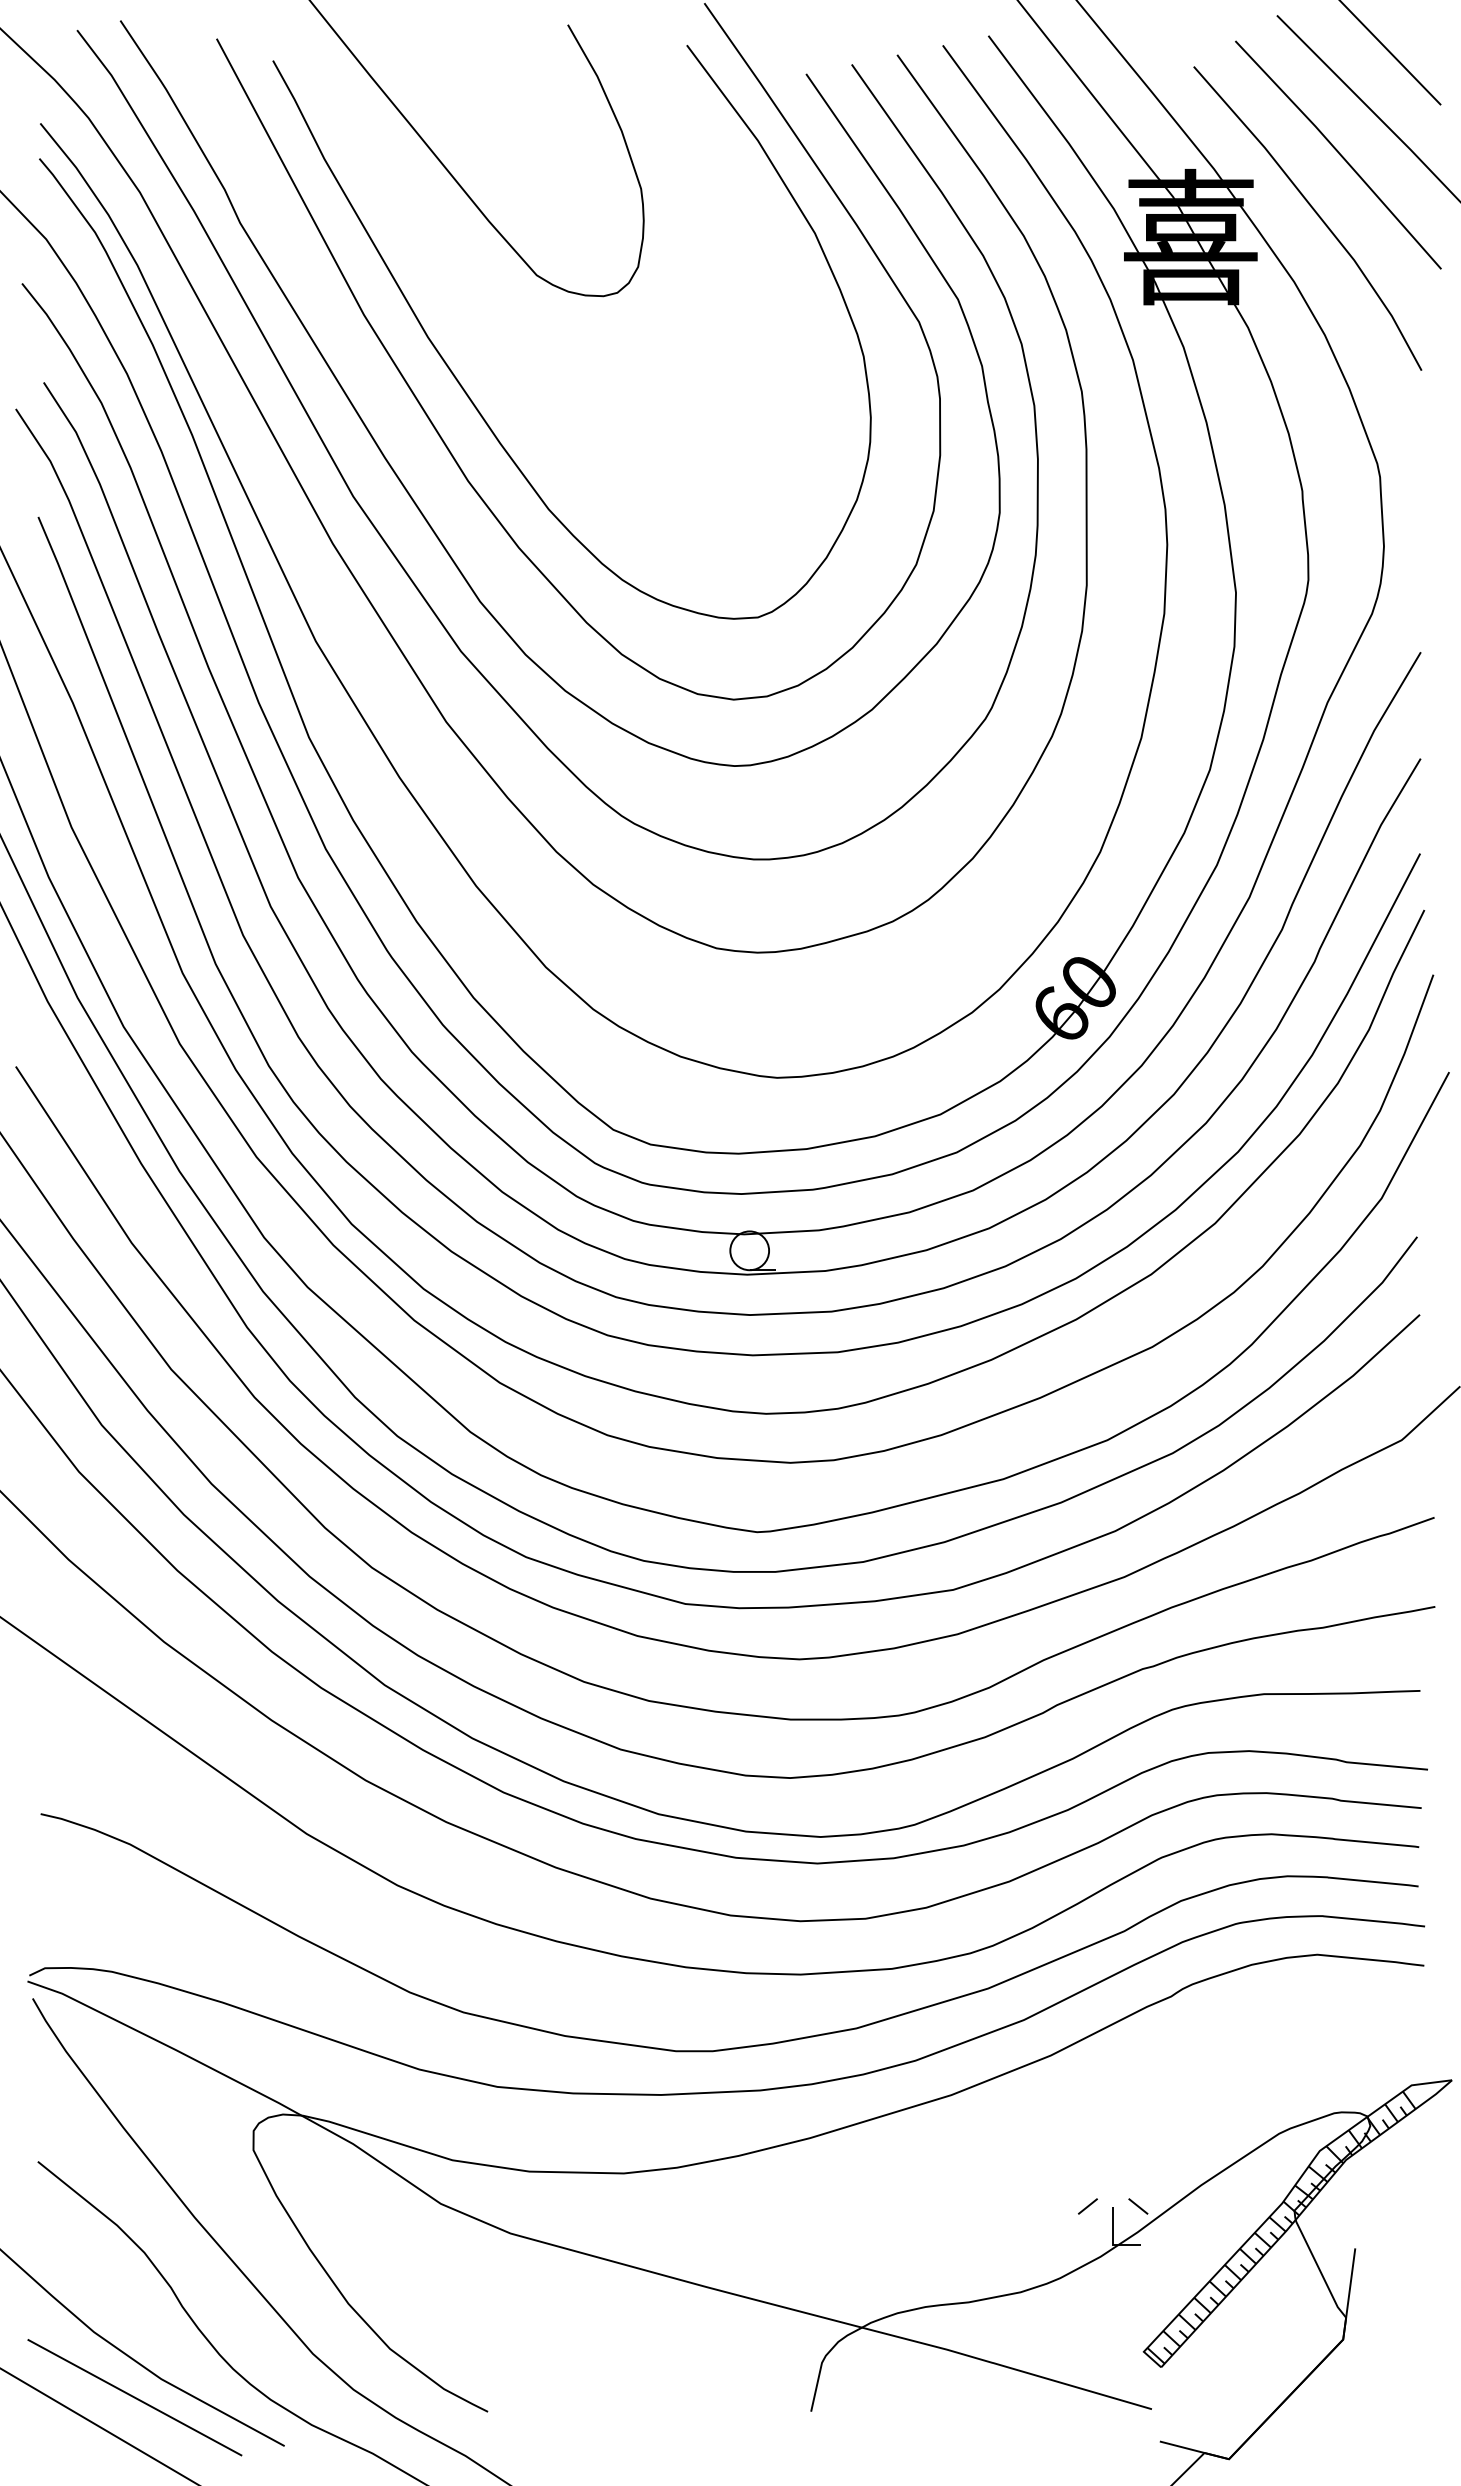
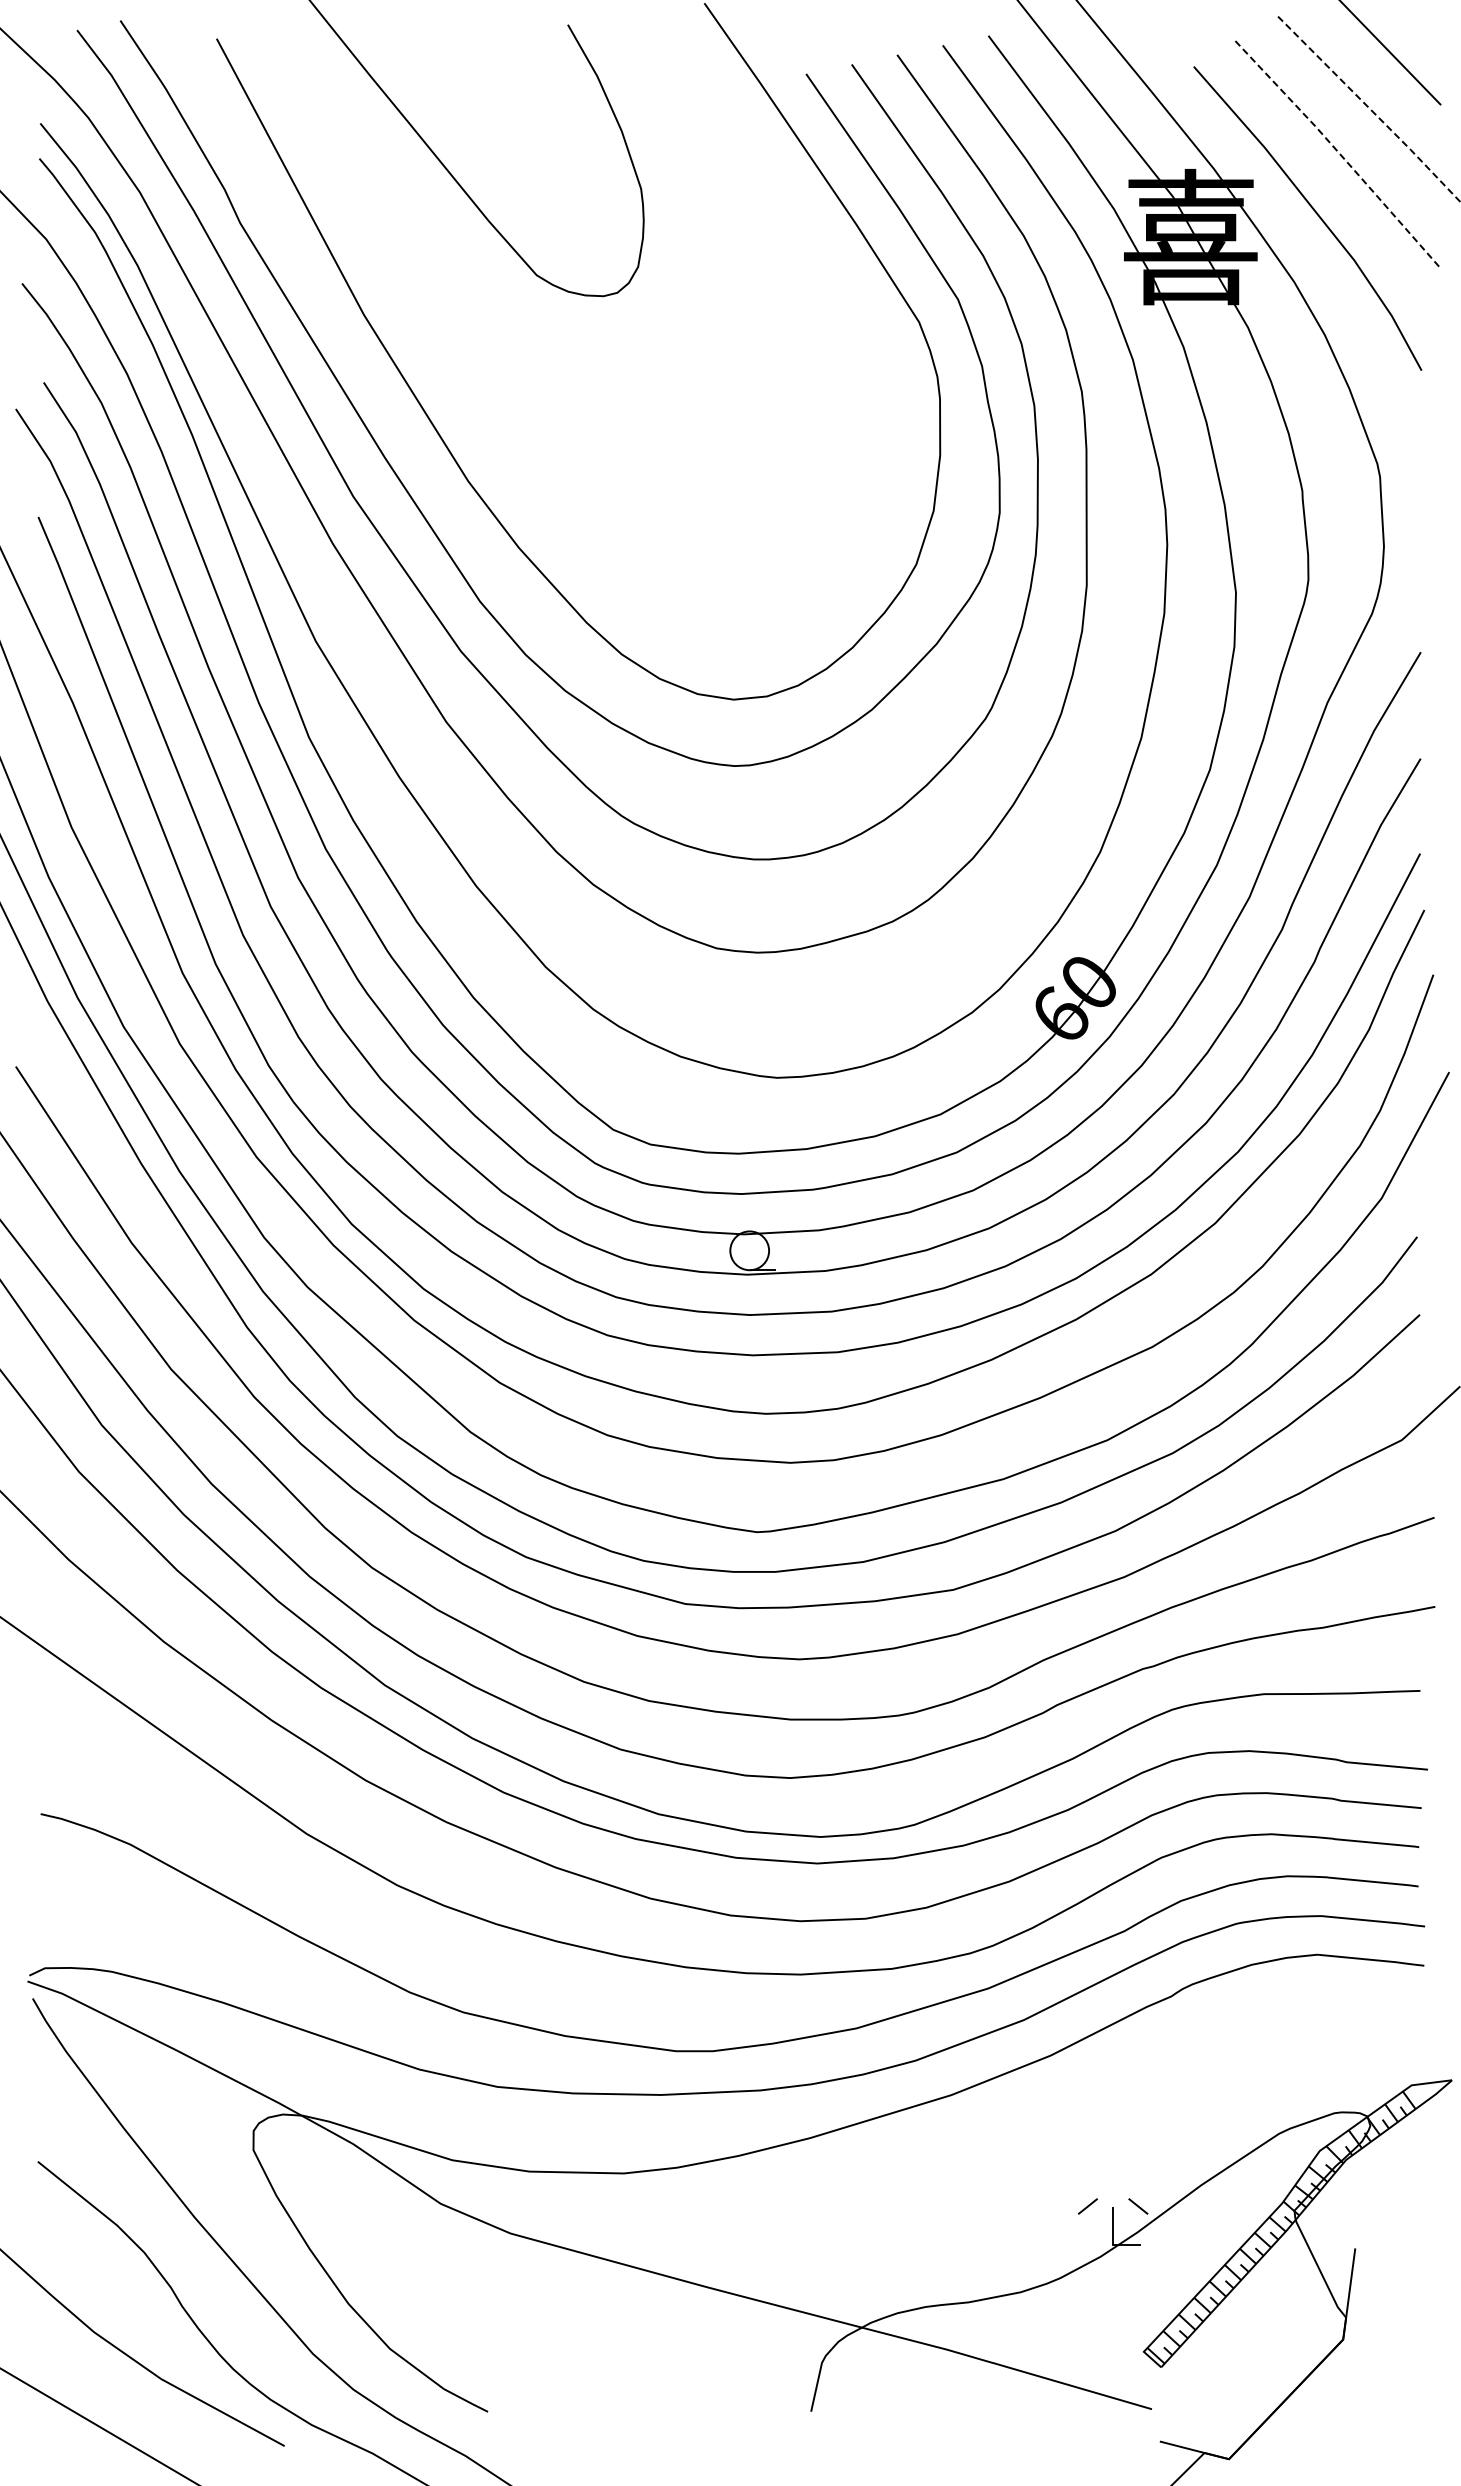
line: solid -> dashed (1369, 108)
line: solid -> dashed (1340, 154)
curve: present -> none (472, 400)
line: present -> none (134, 2397)
